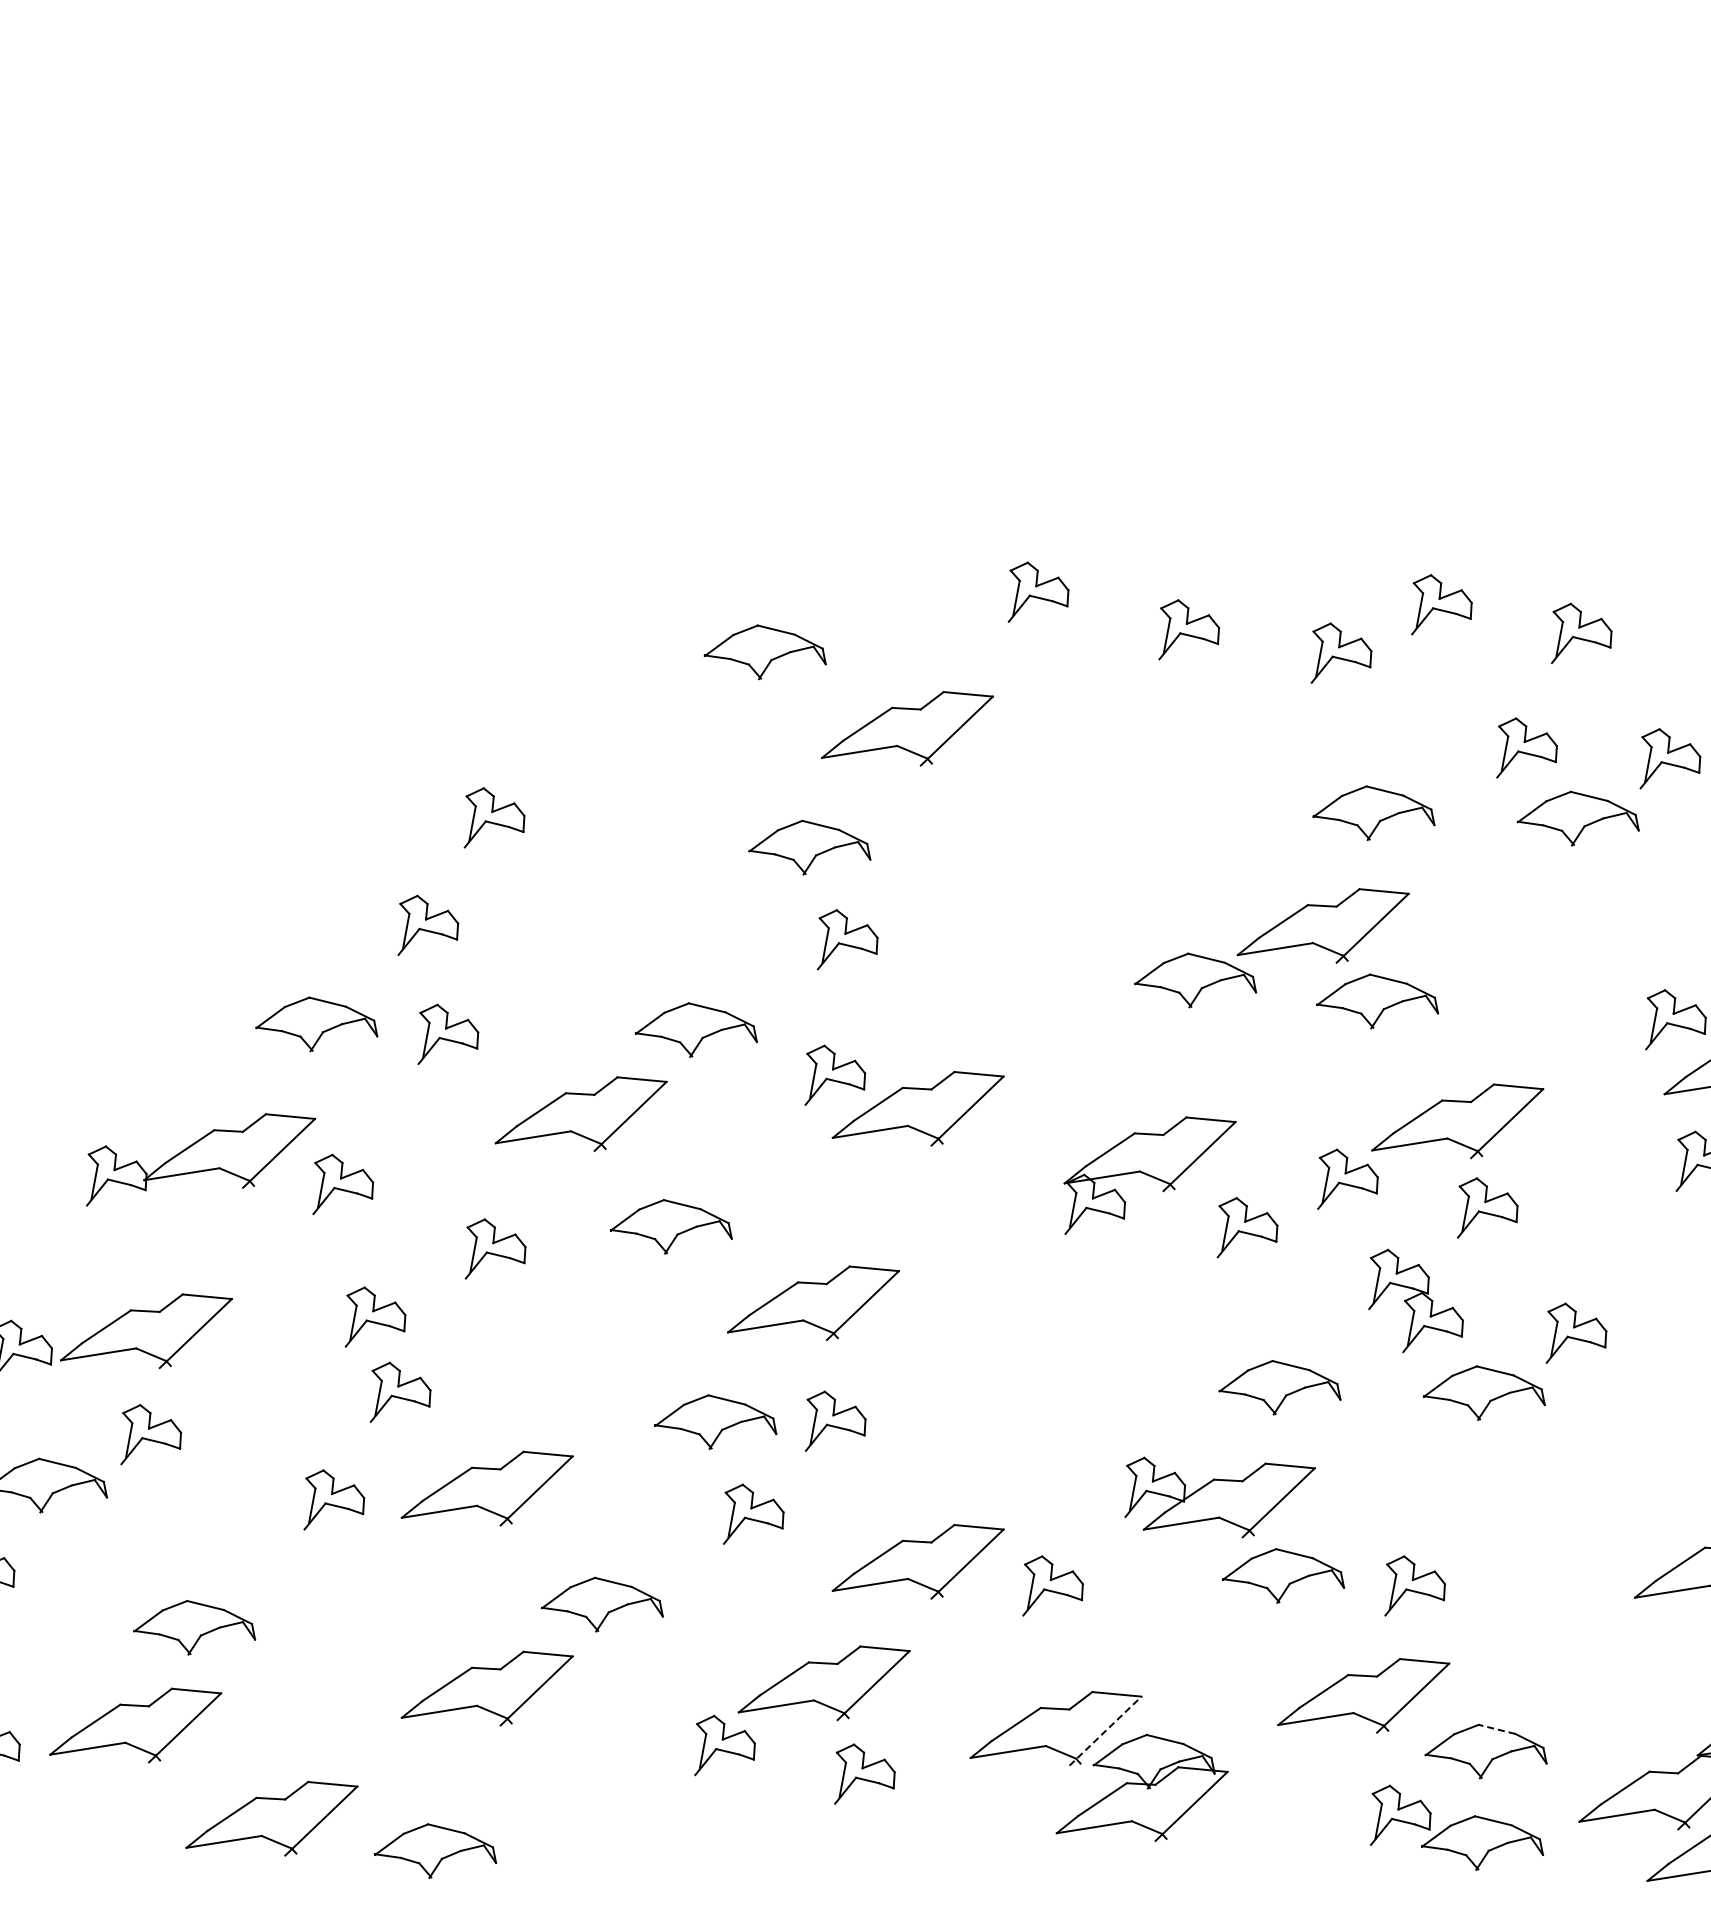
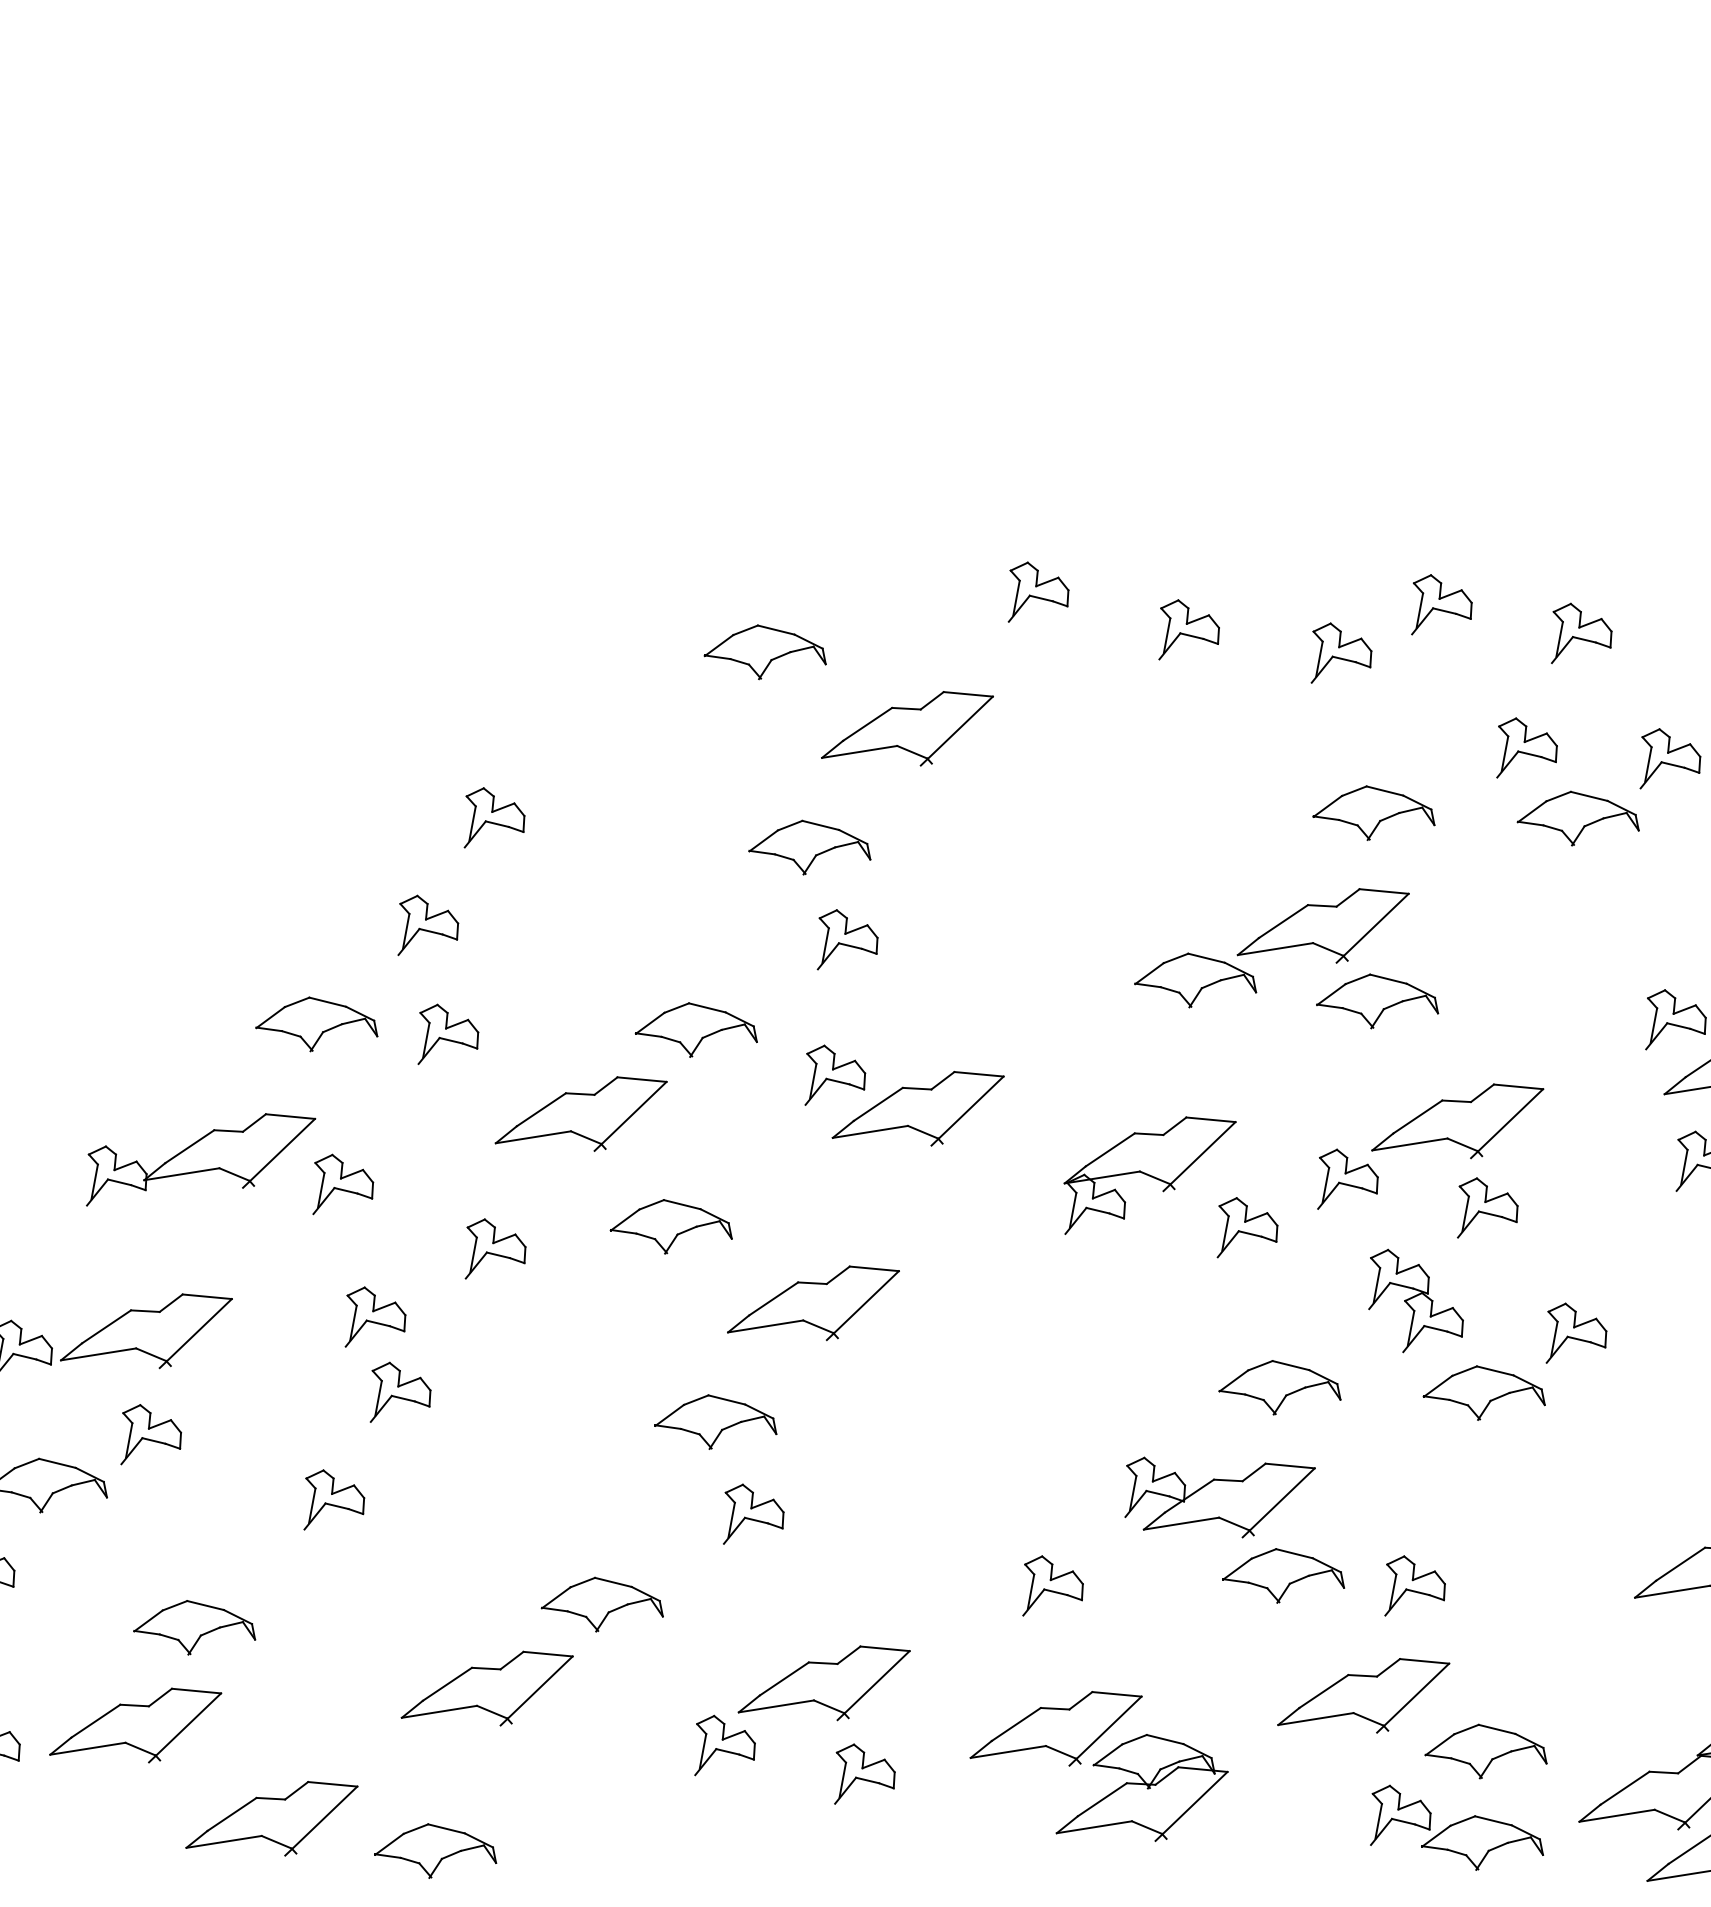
part: present -> none (835, 1420)
part: present -> none (486, 1488)
part: present -> none (917, 1561)
line: dashed -> solid (1497, 1729)
line: dashed -> solid (1105, 1731)
